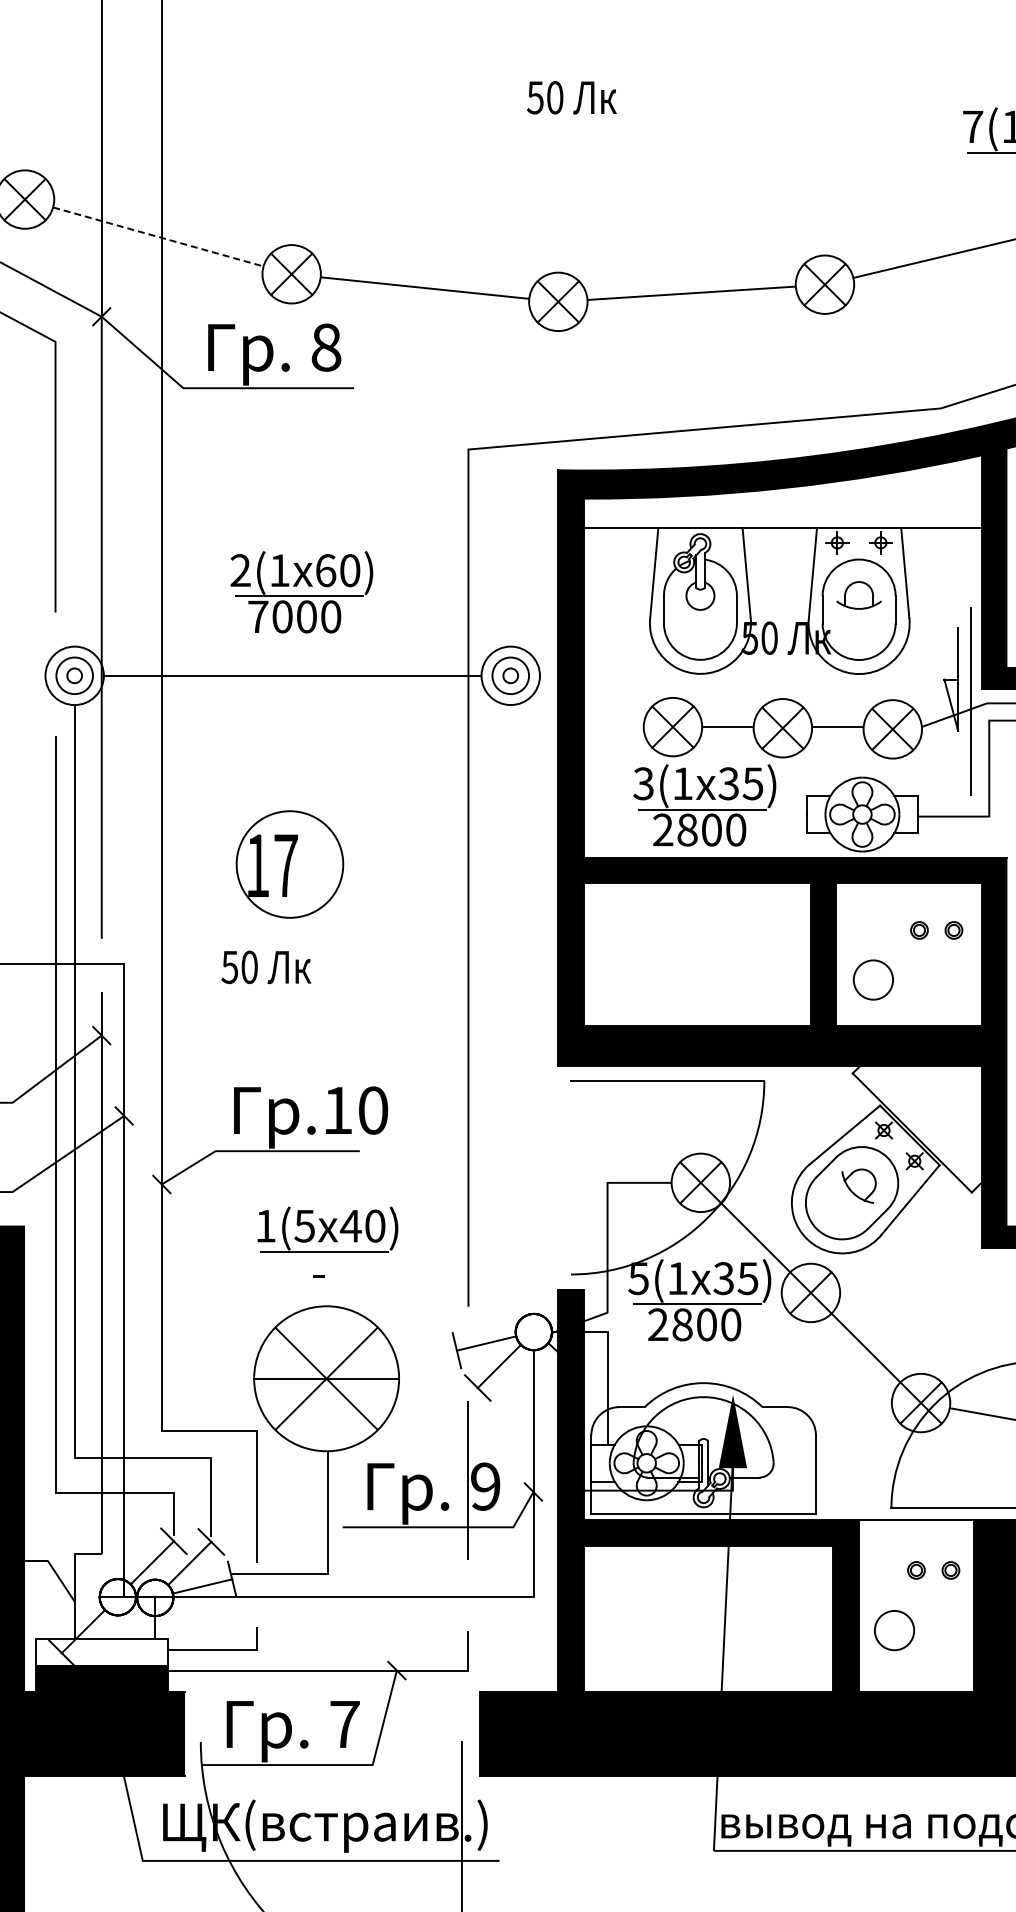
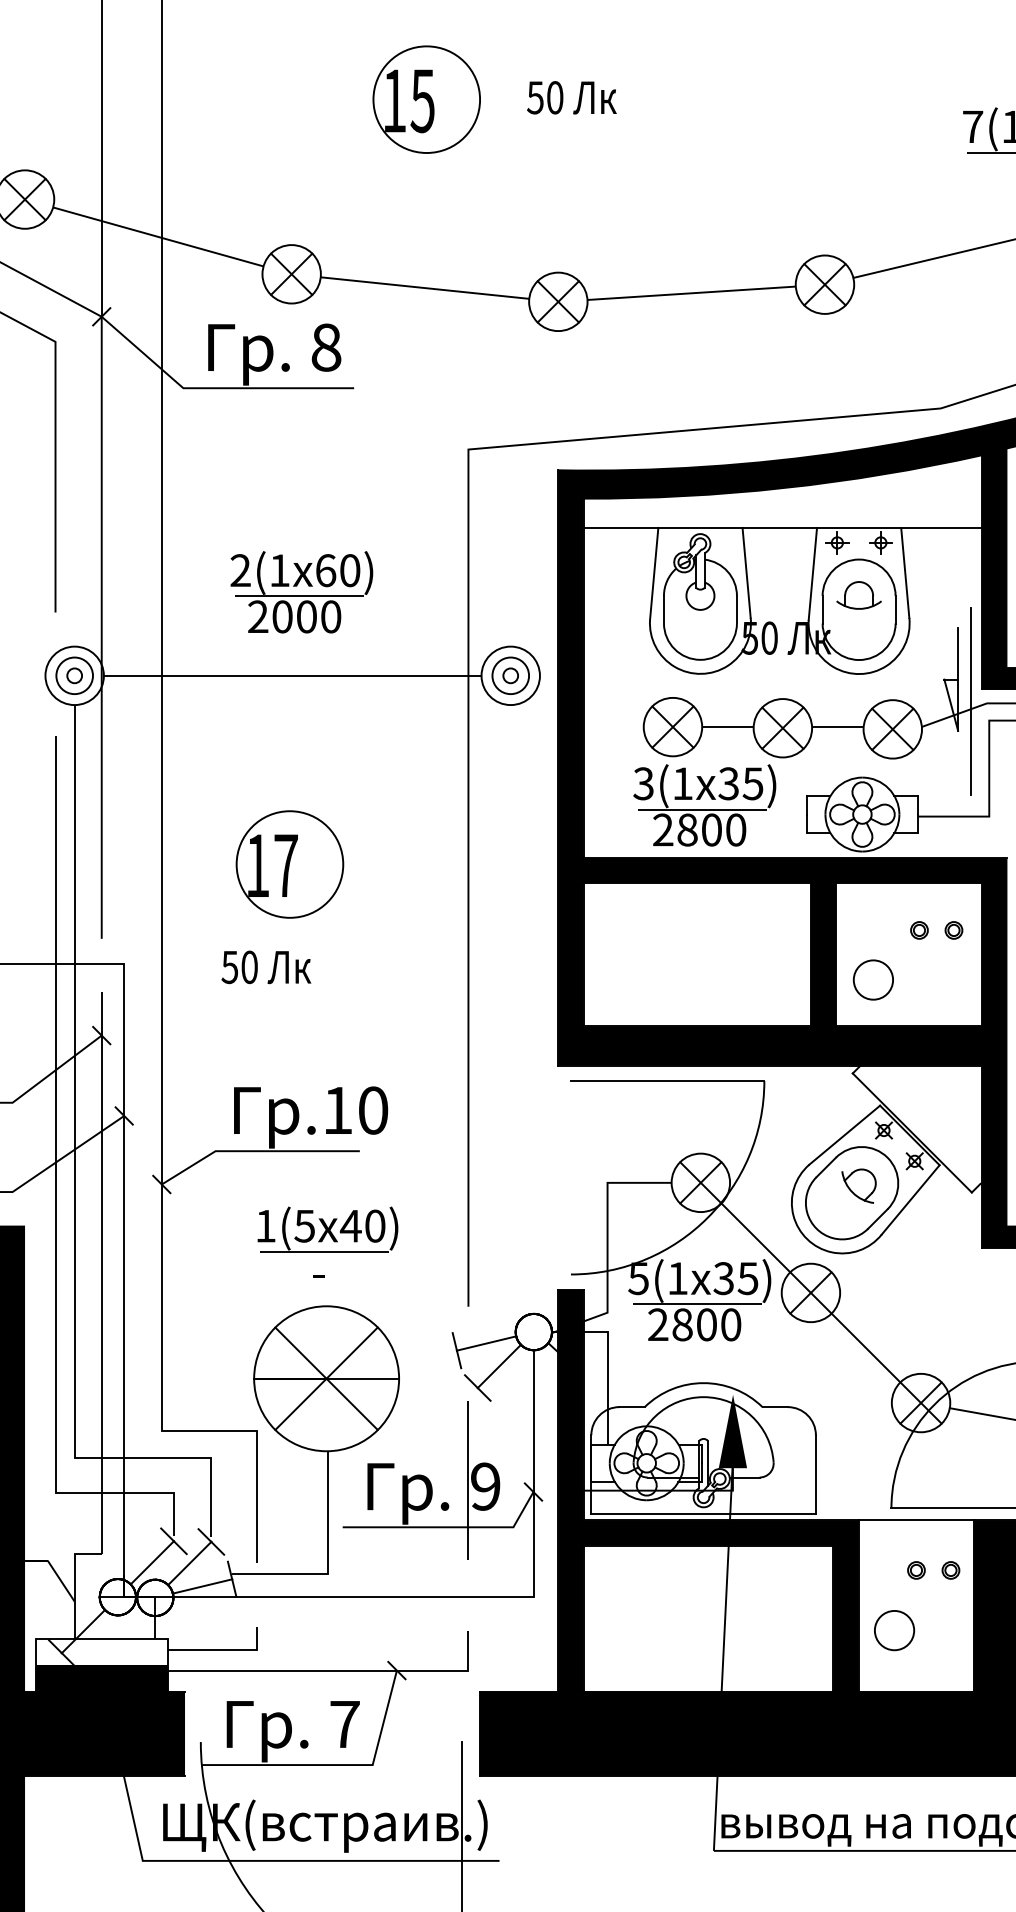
part: none -> present (426, 99)
line: dashed -> solid (158, 237)
text: 7000 -> 2000 (258, 616)
